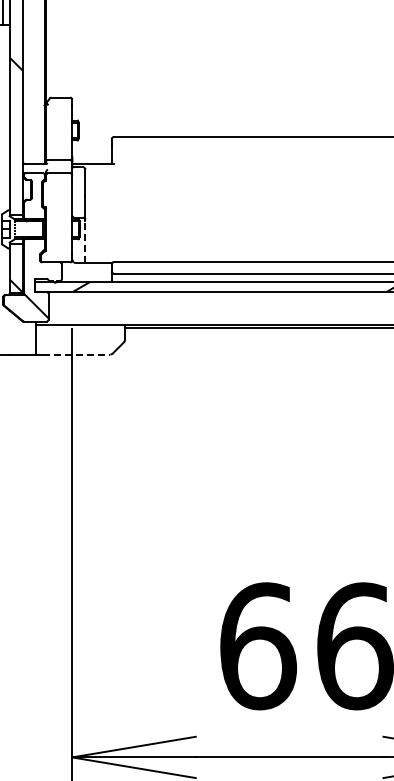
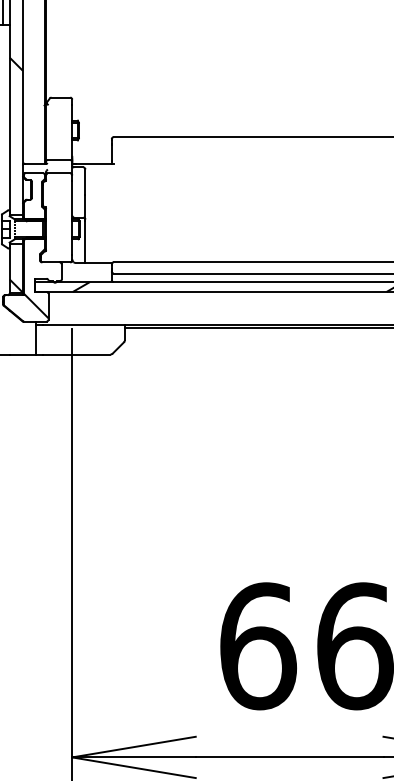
line: dashed -> solid (85, 241)
line: dashed -> solid (76, 354)
